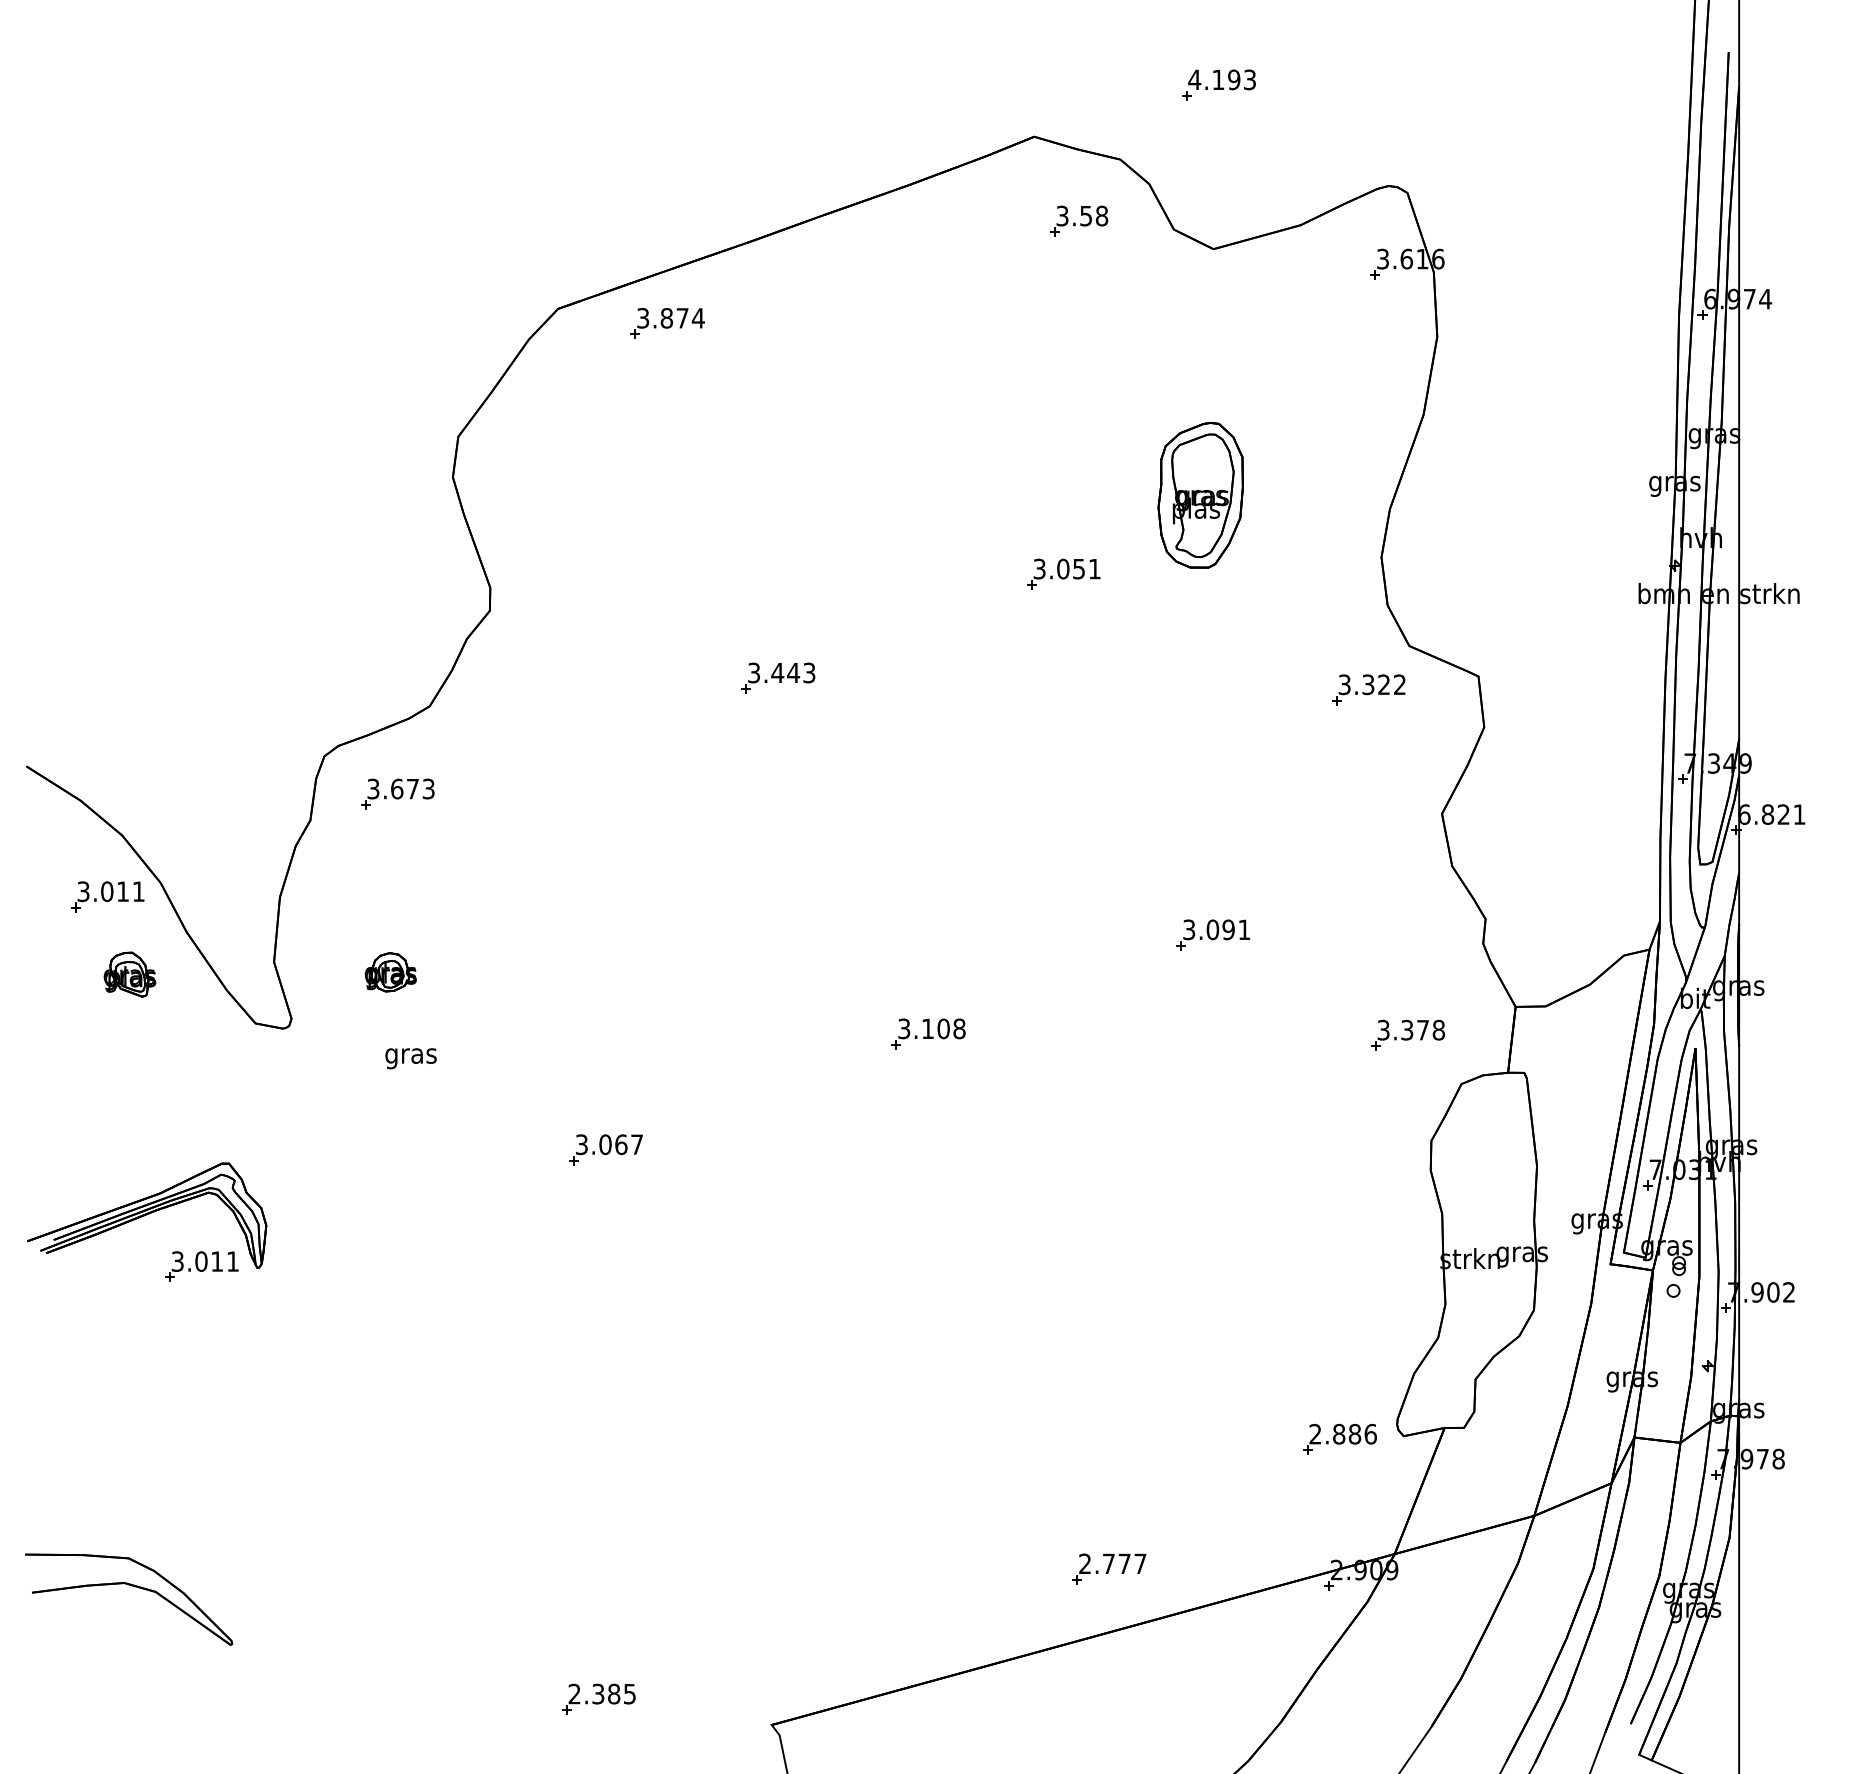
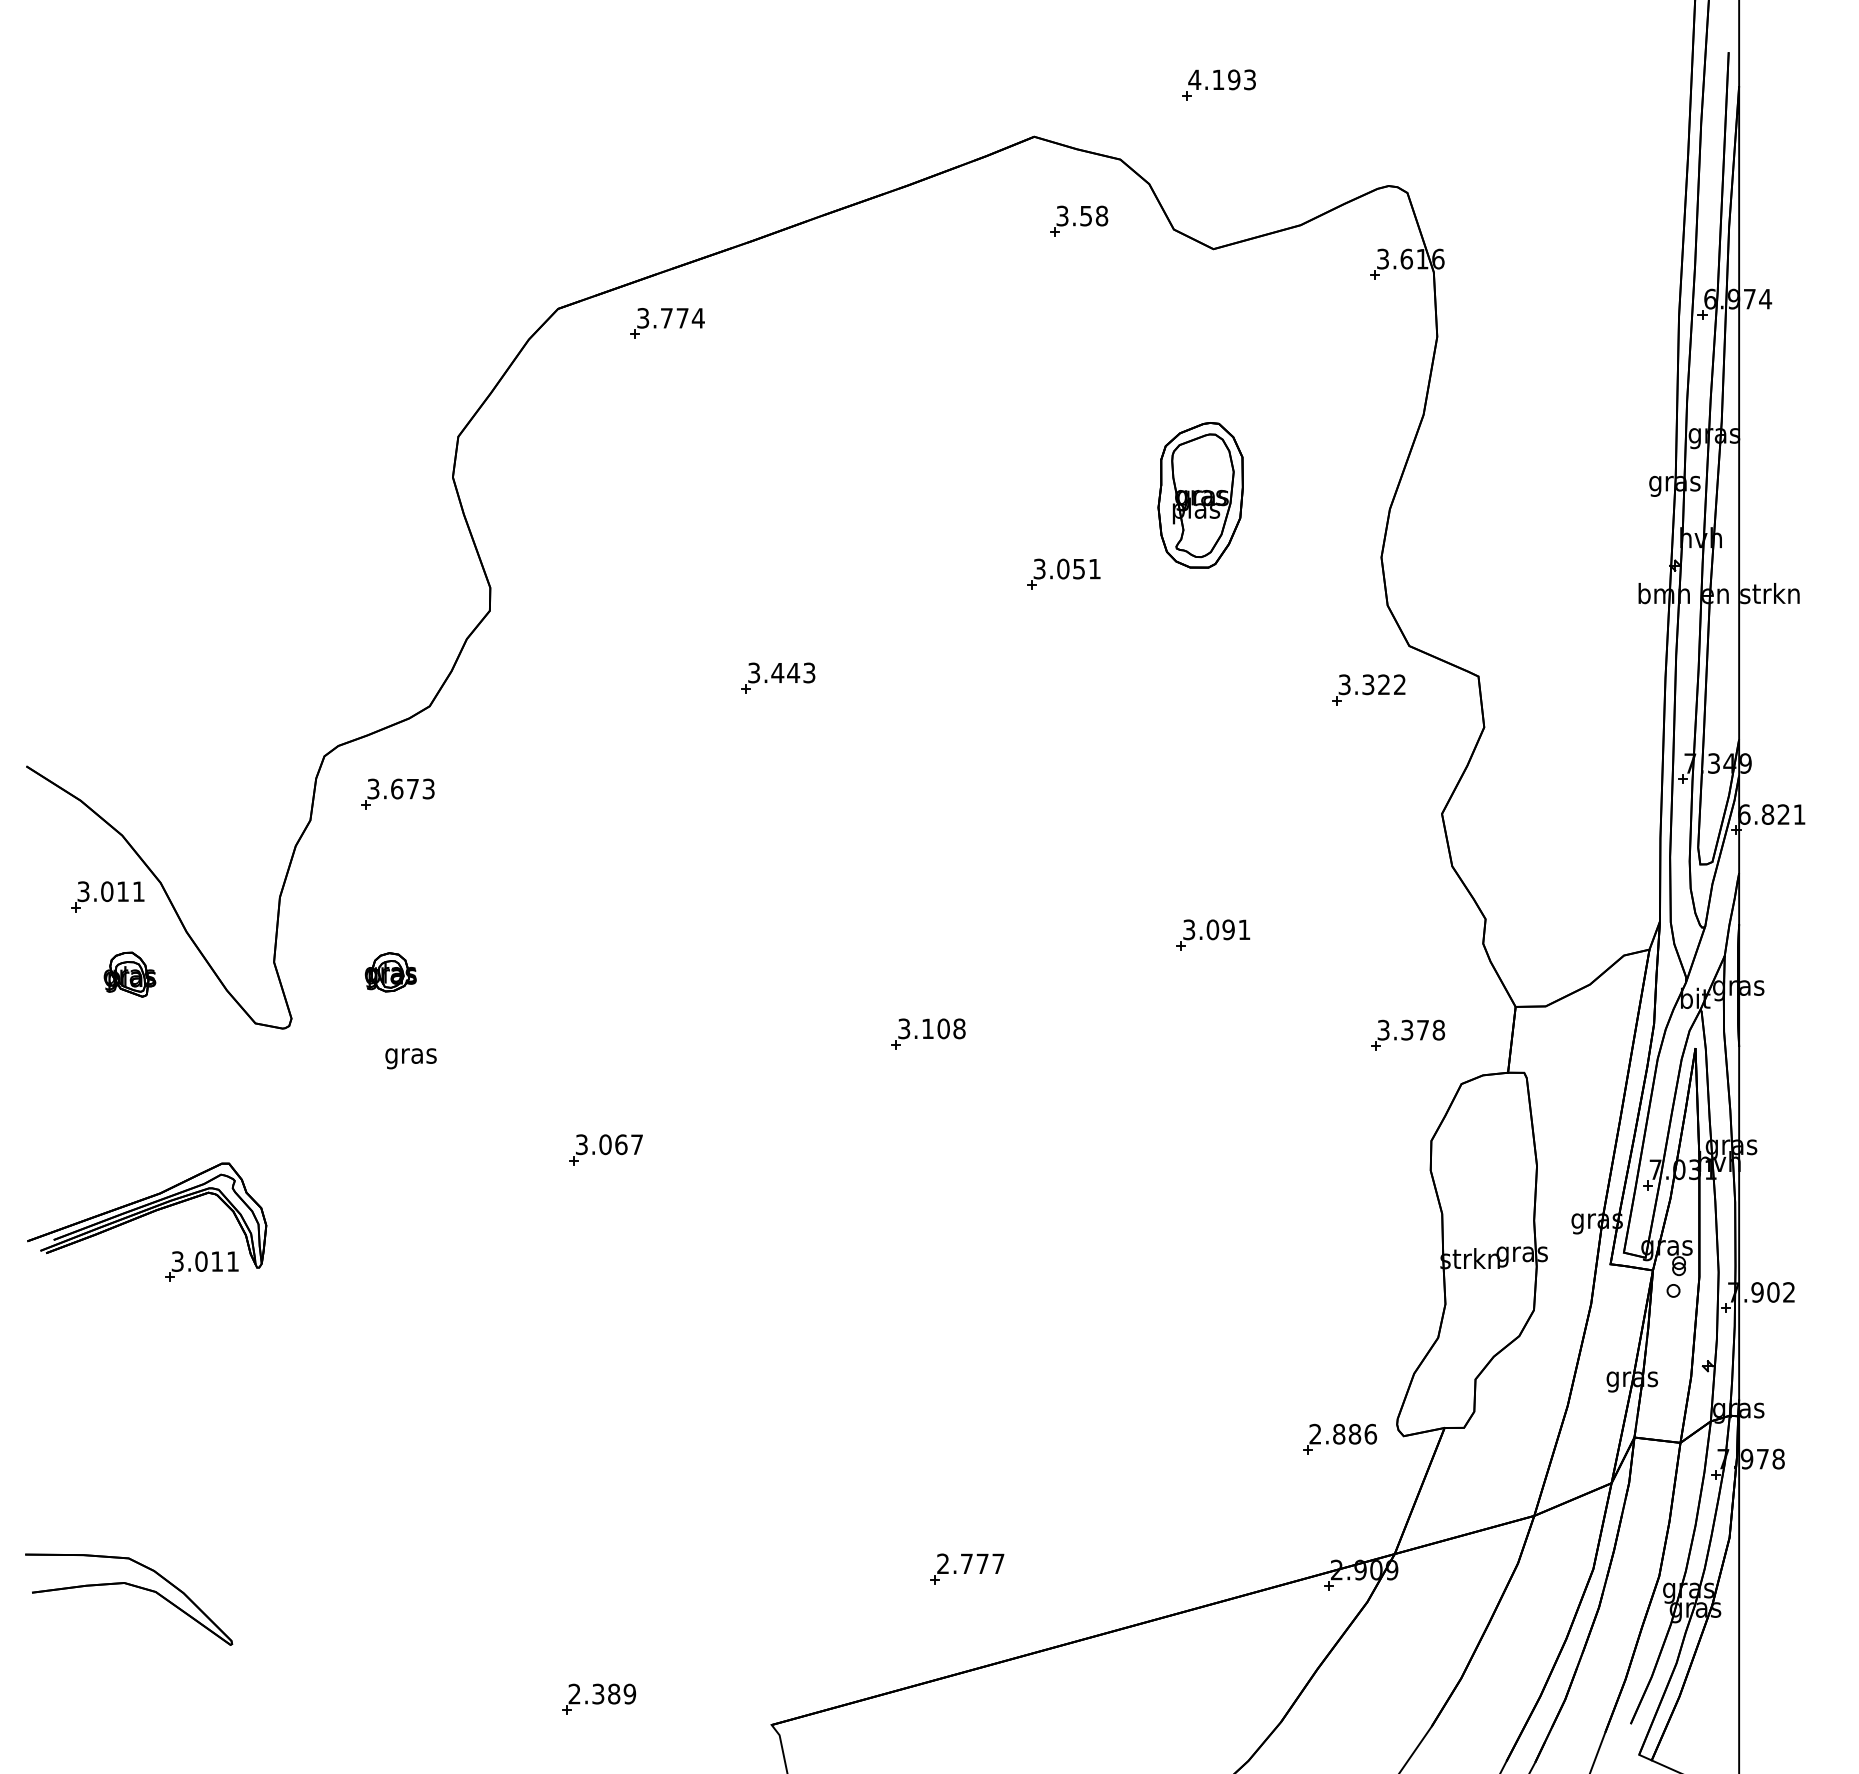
text: 3.874 -> 3.774 (666, 318)
part position: (1109, 1568) -> (967, 1568) (967, 1568)
text: 2.385 -> 2.389 (629, 1693)
